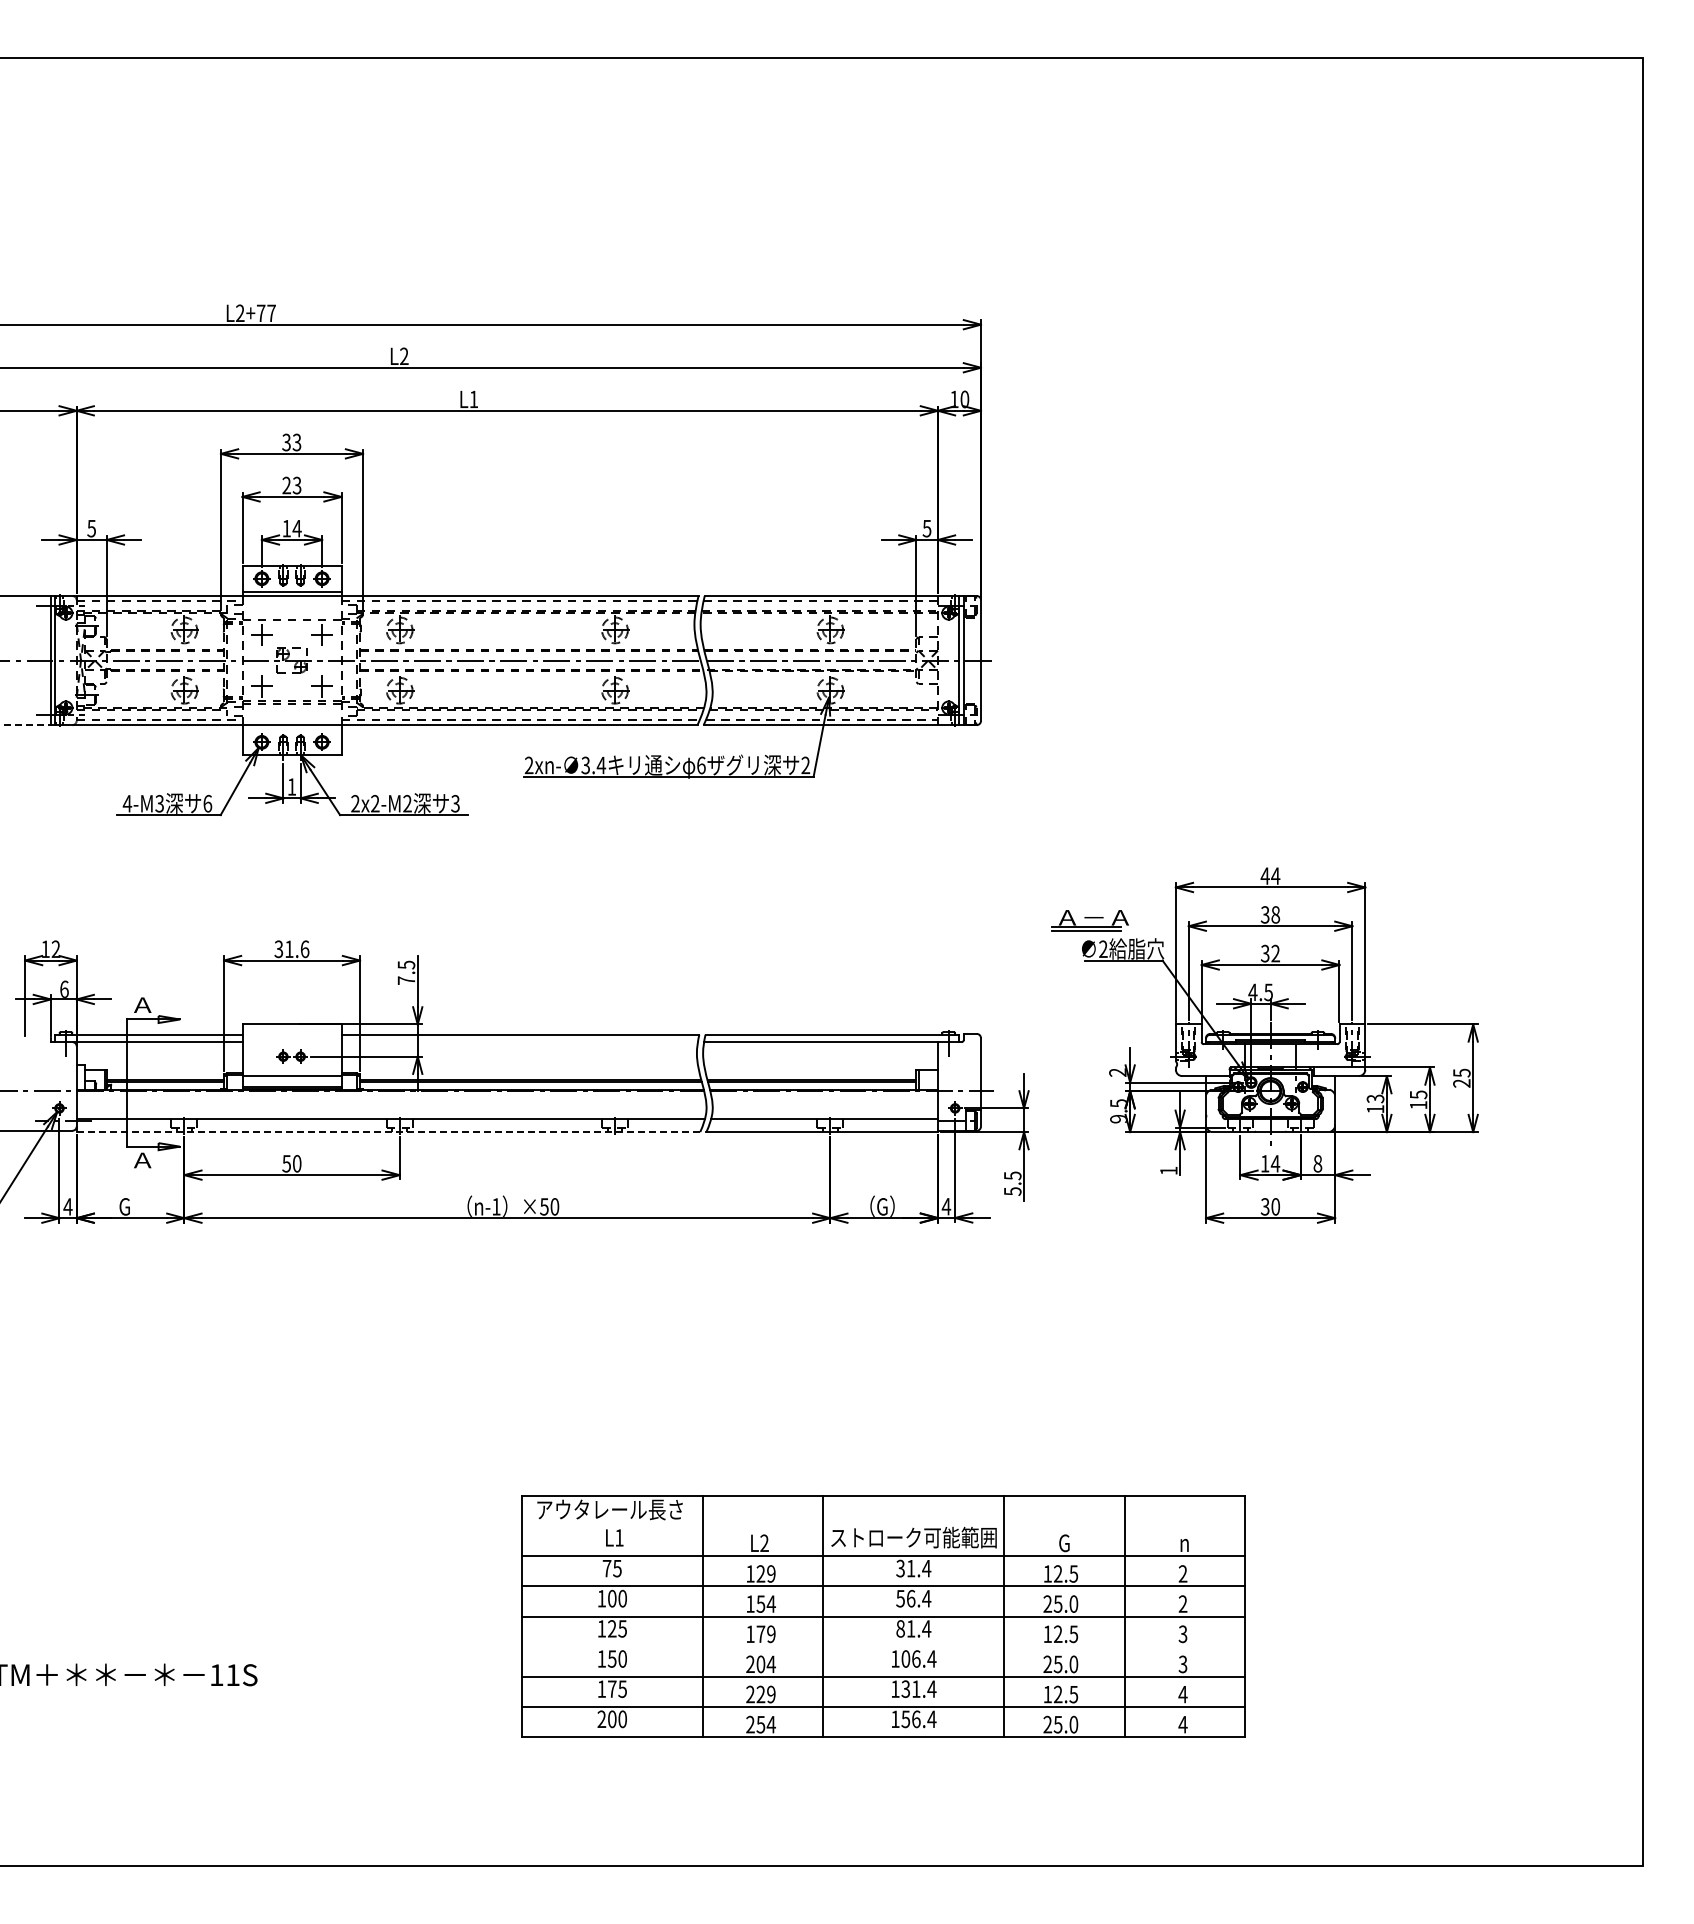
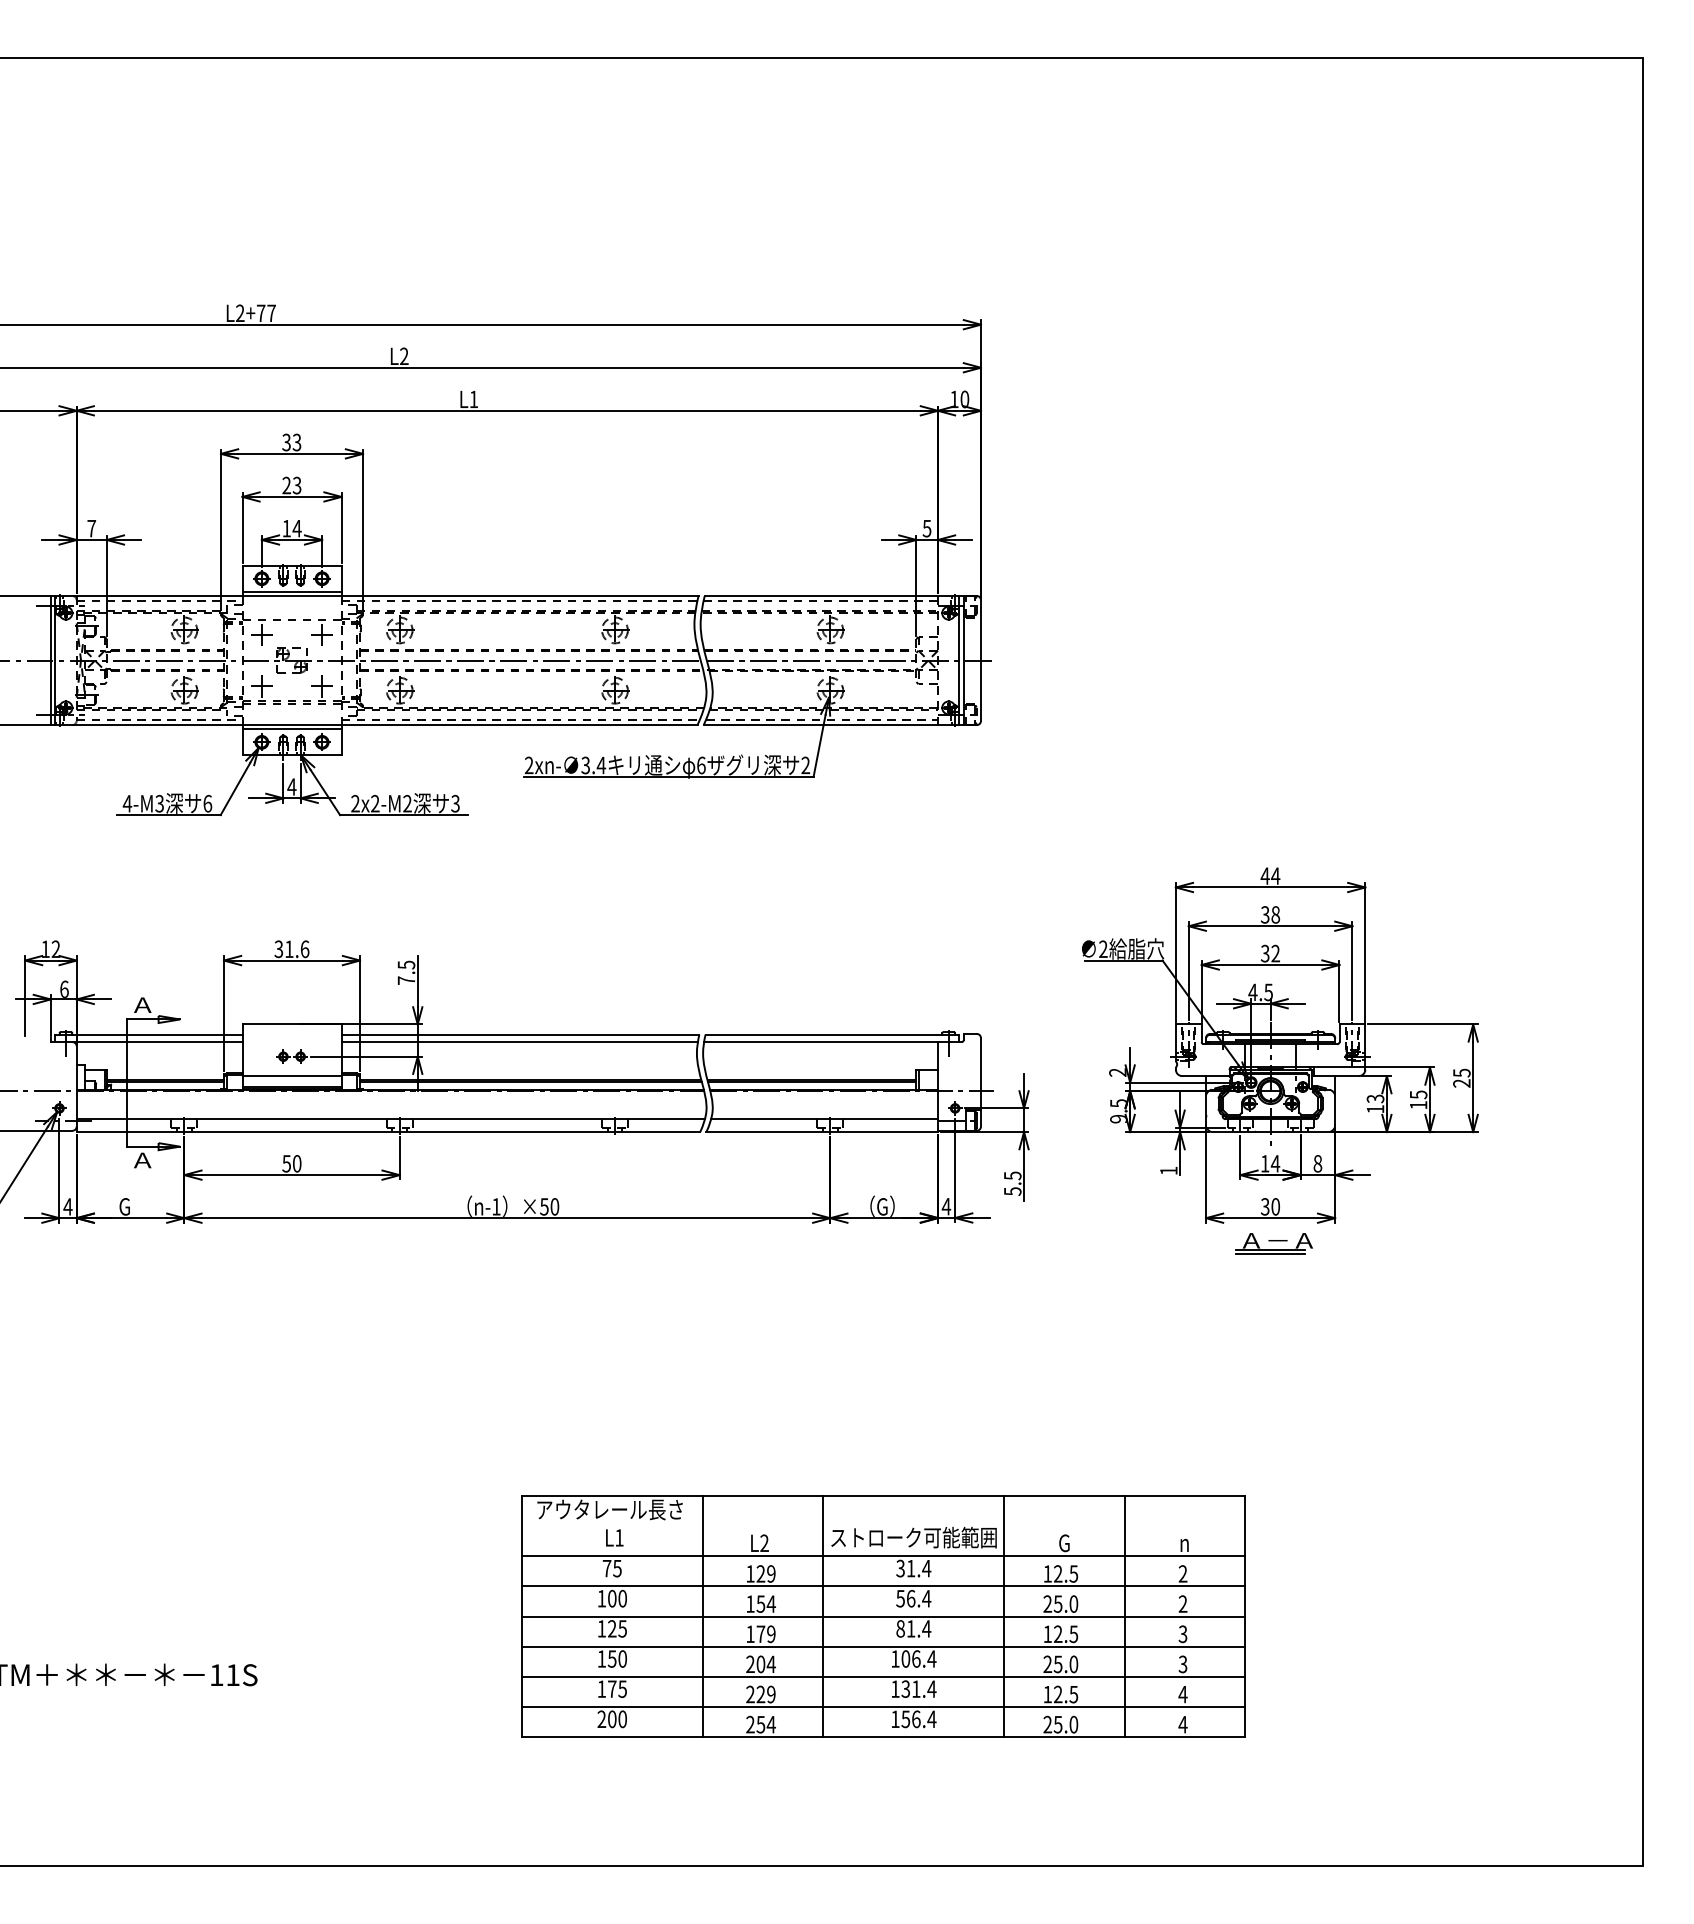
text: 5 -> 7 (91, 528)
line: dashed -> solid (27, 725)
line: none -> present (291, 729)
text: 1 -> 4 (291, 786)
part position: (1089, 920) -> (1273, 1243) (1273, 1243)
line: none -> present (519, 1042)
line: dashed -> solid (388, 1132)
line: none -> present (883, 1646)
